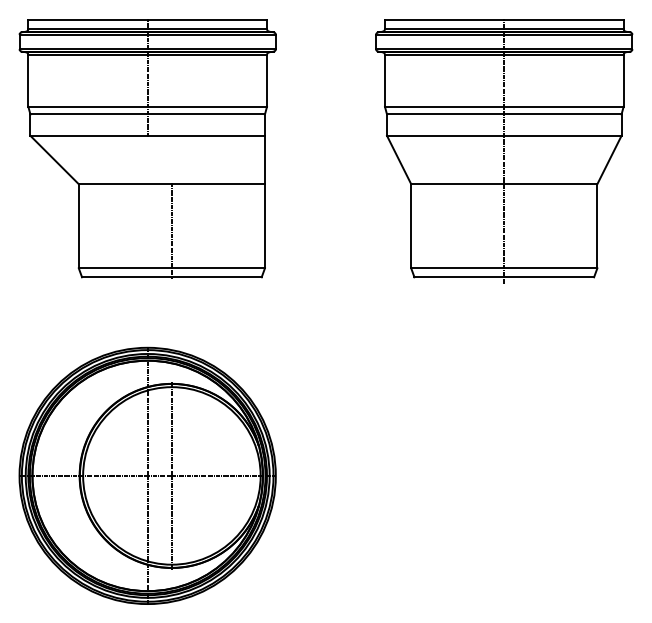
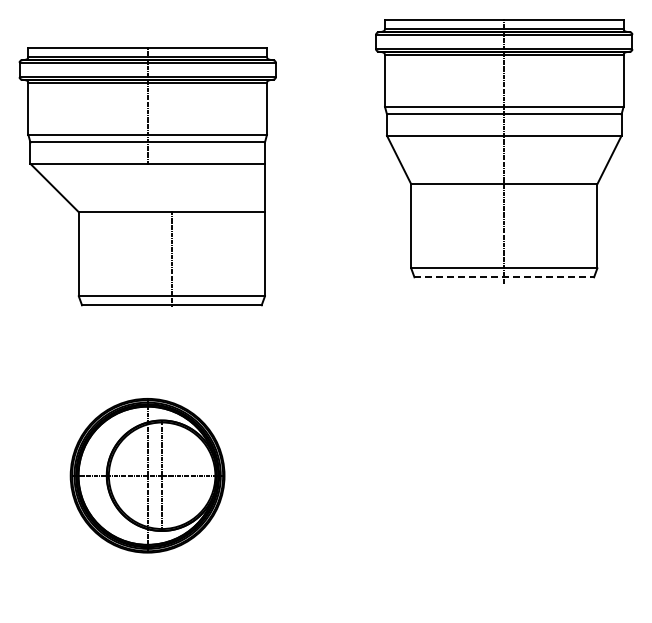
part position: (147, 148) -> (147, 176) (147, 176)
line: solid -> dashed (504, 277)
part size: 259x259 px -> 157x156 px (147, 475)
